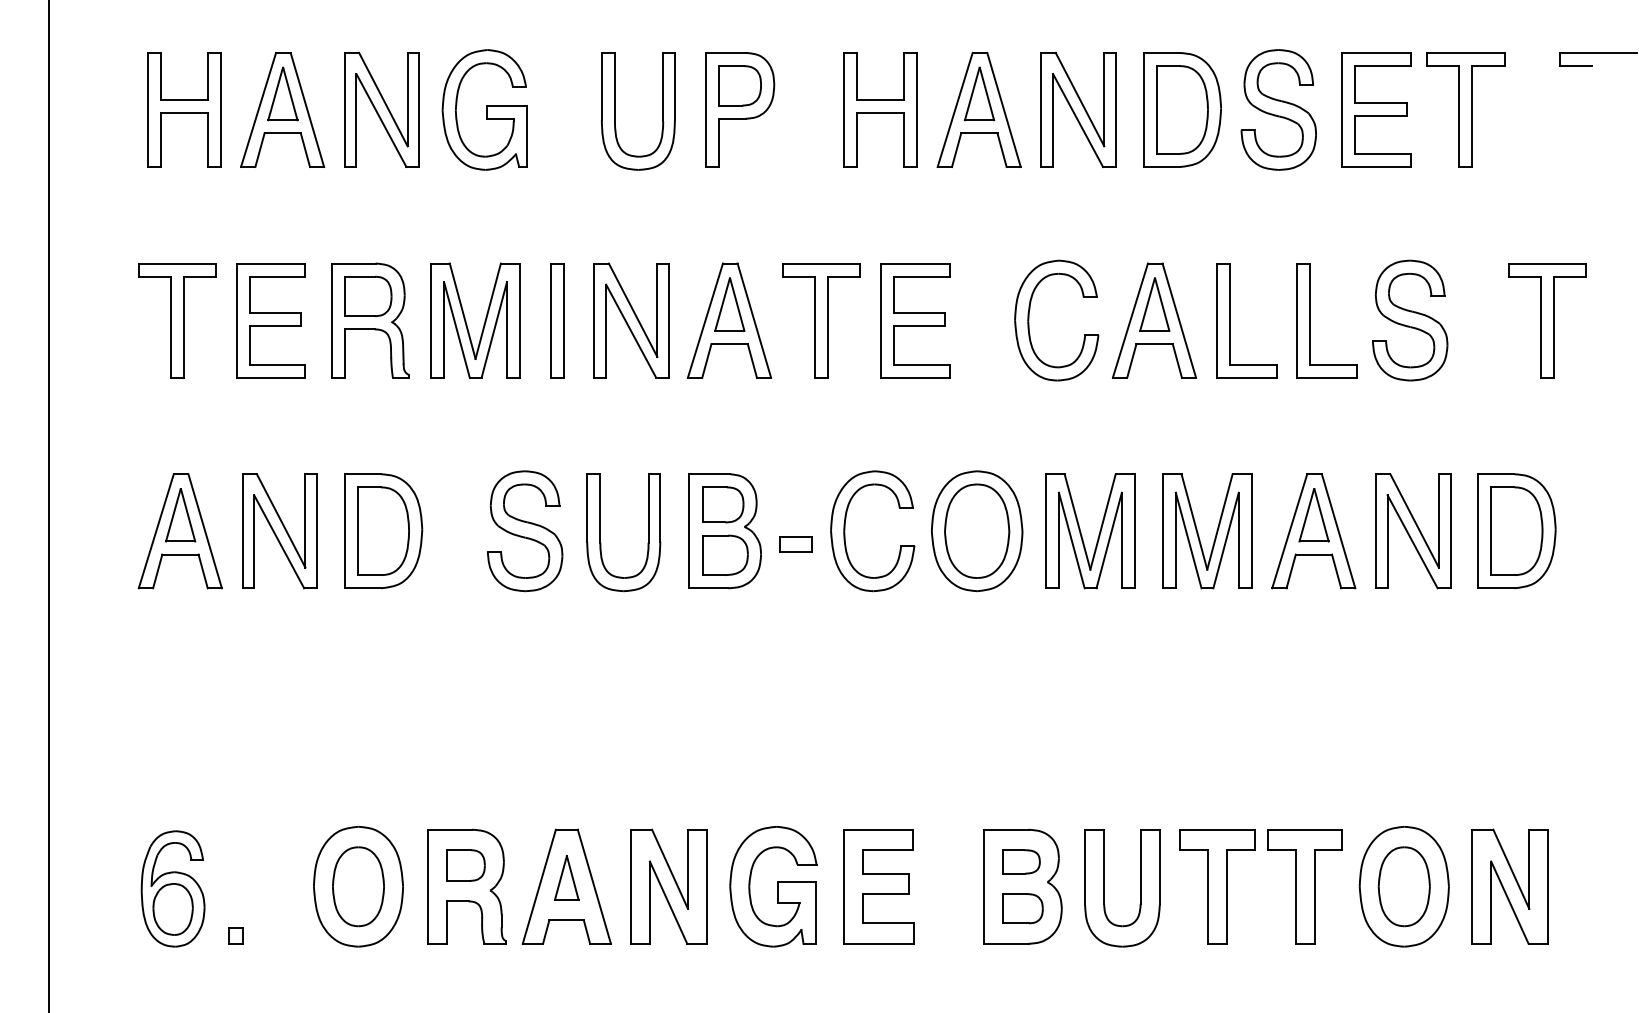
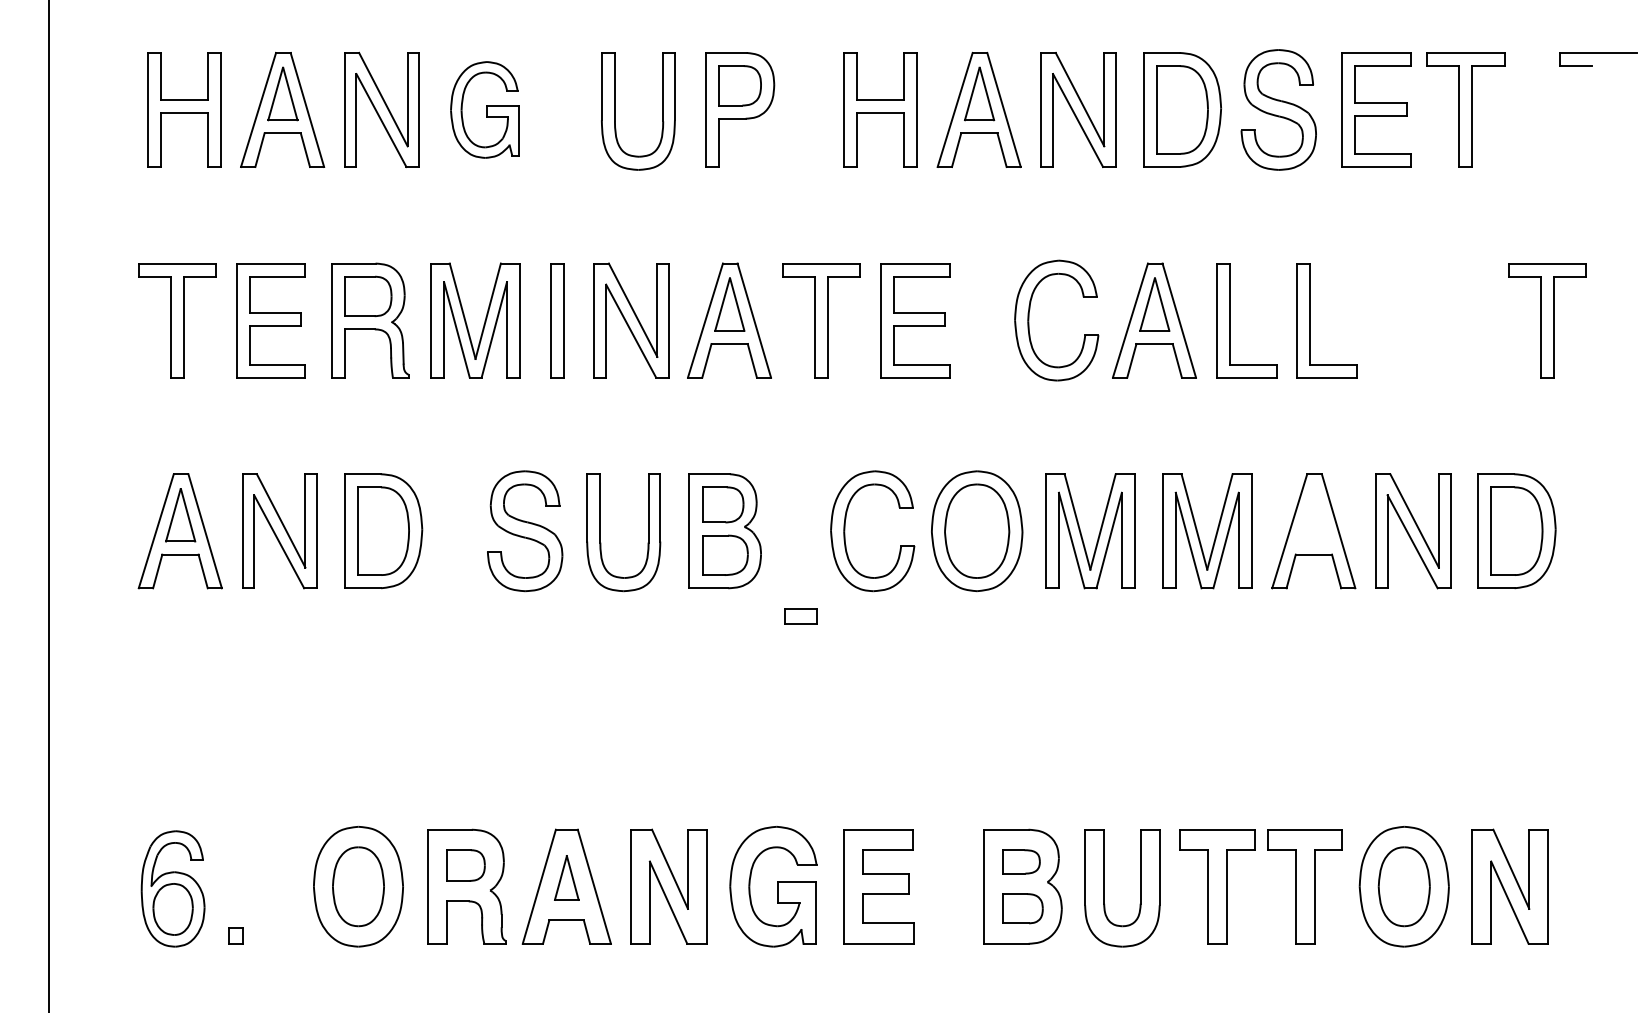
part size: 87x122 px -> 70x98 px (484, 109)
part: present -> none (1410, 320)
part: present -> none (1313, 515)
part position: (795, 544) -> (800, 616) (800, 616)
